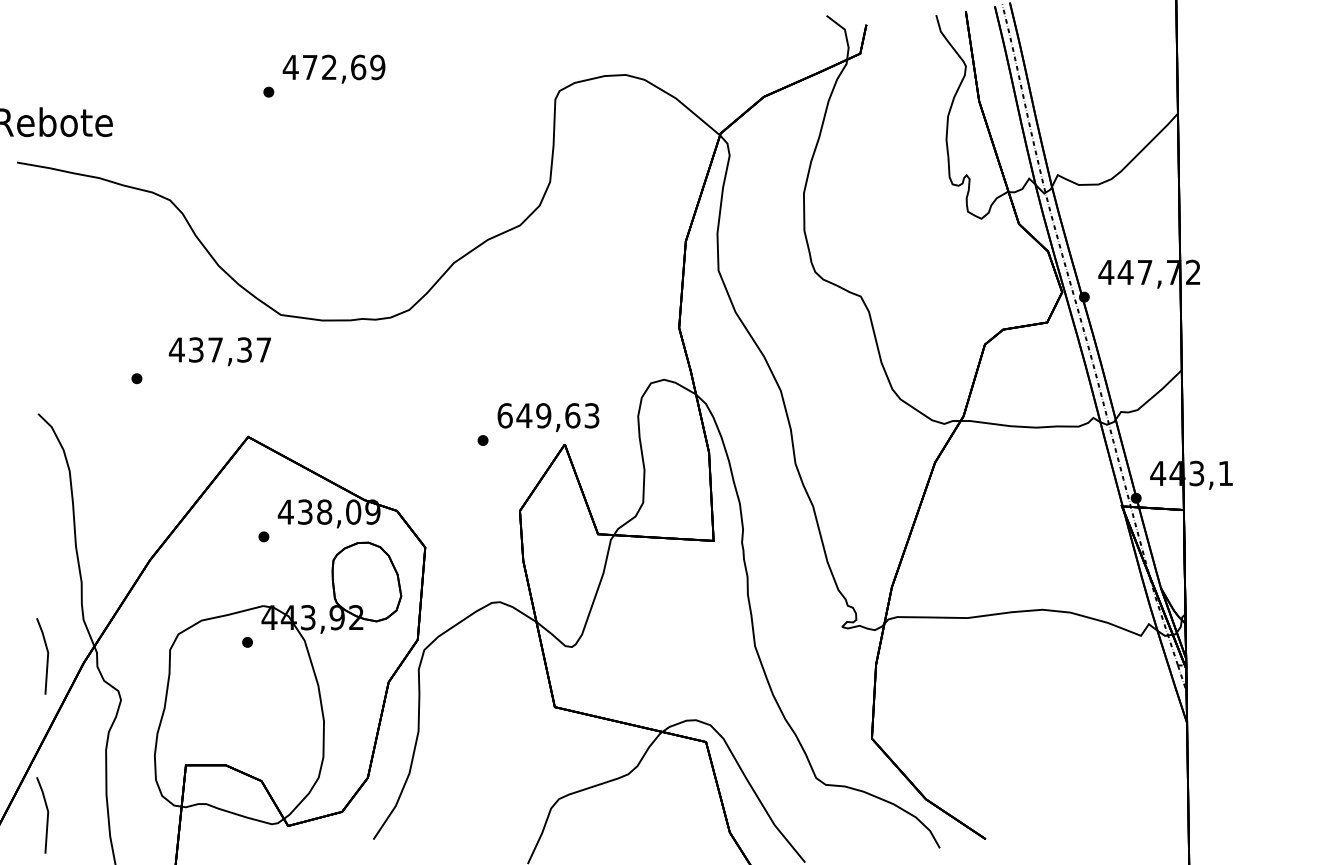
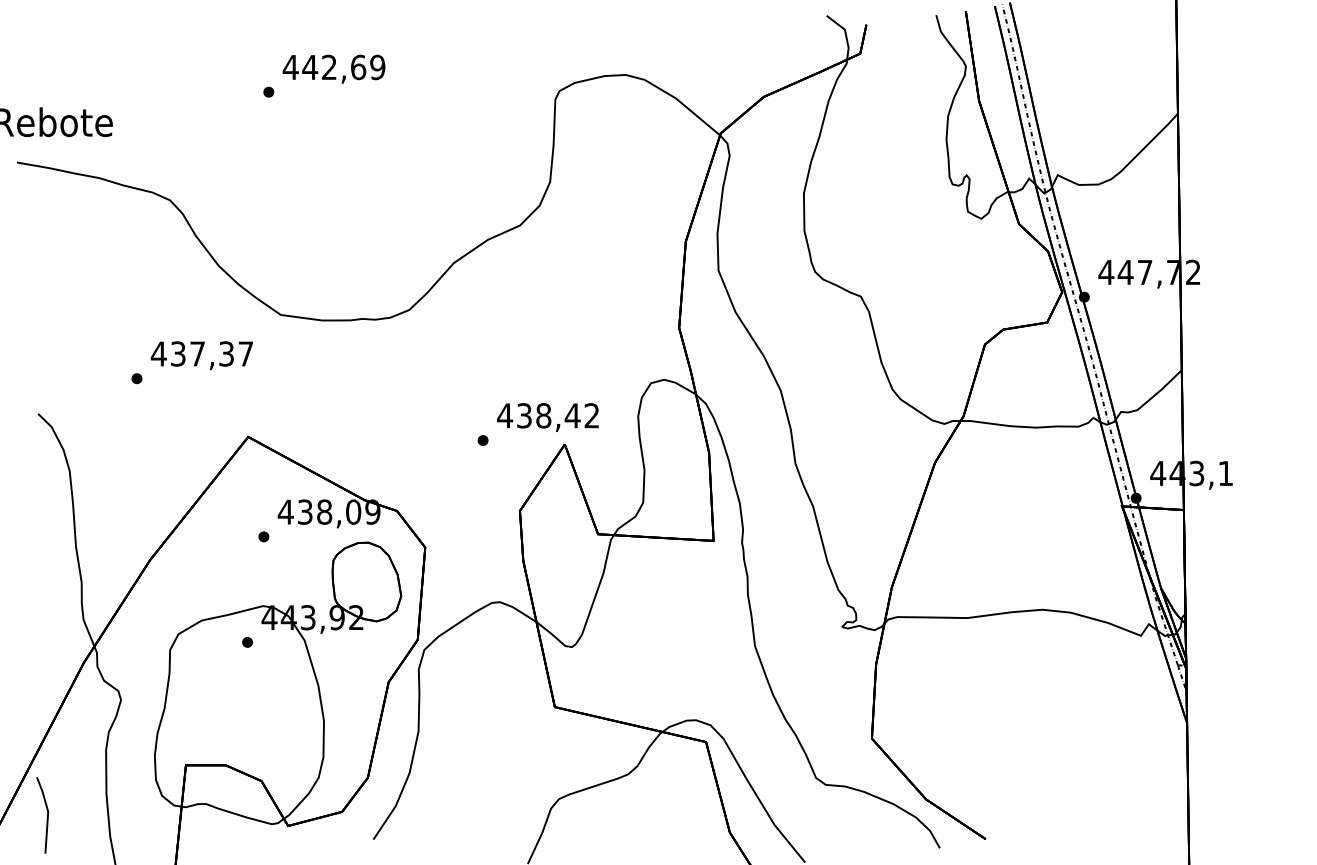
text: 472,69 -> 442,69 (310, 67)
text position: (219, 351) -> (201, 355) (201, 355)
text: 649,63 -> 438,42 (548, 415)
line: present -> none (47, 656)
